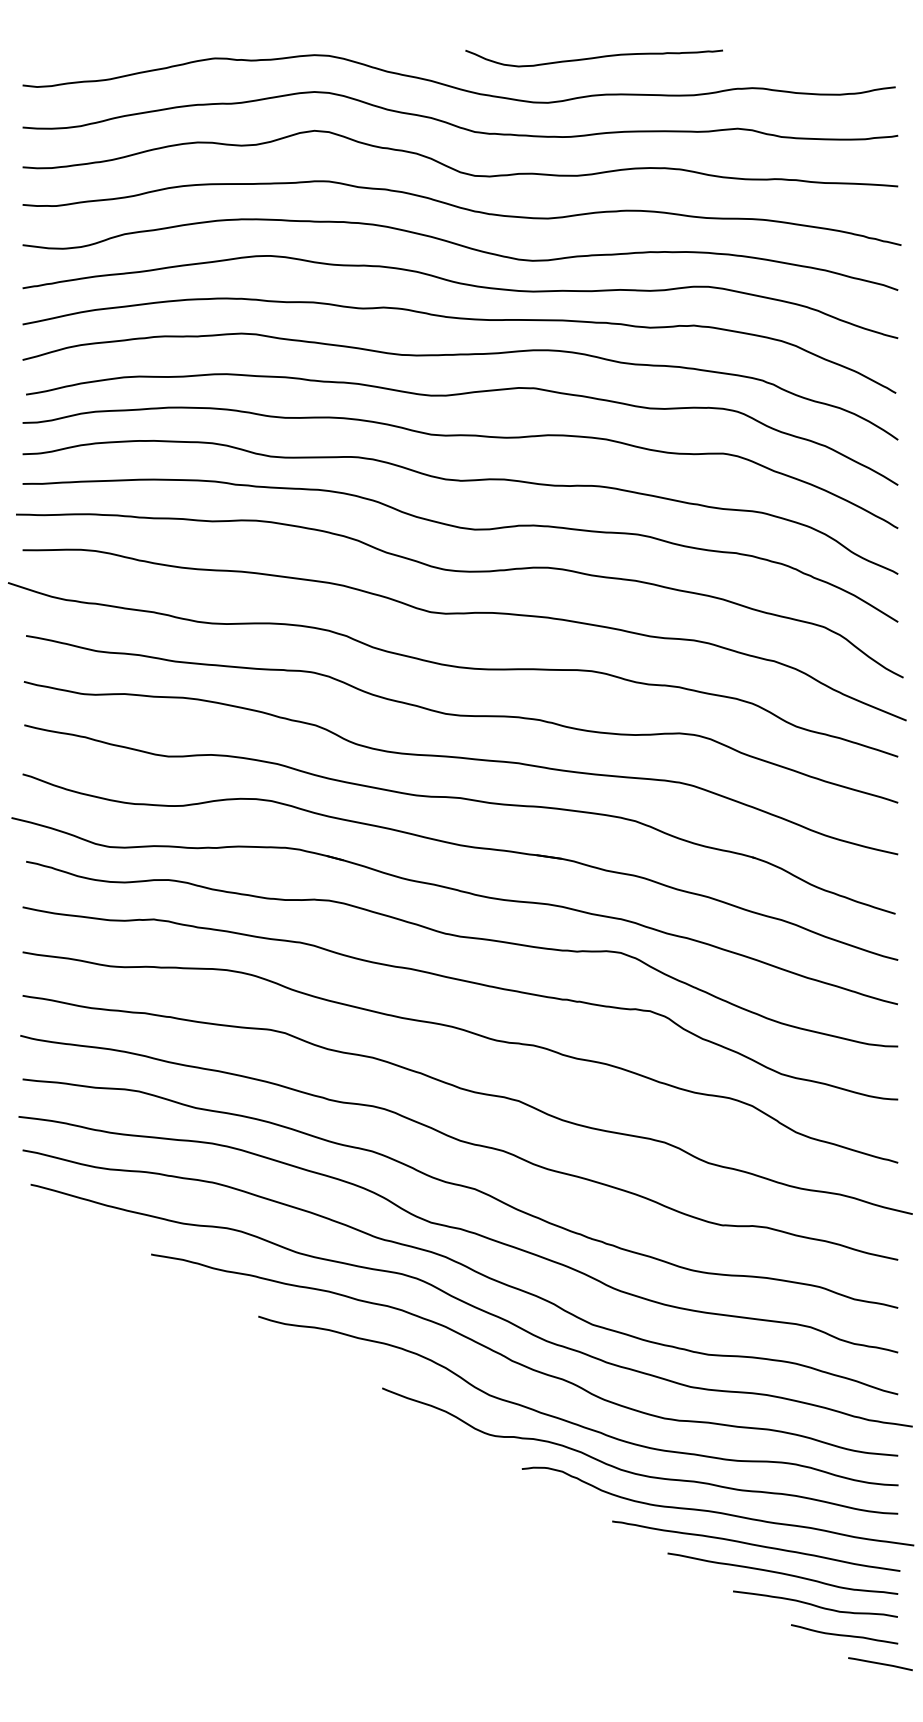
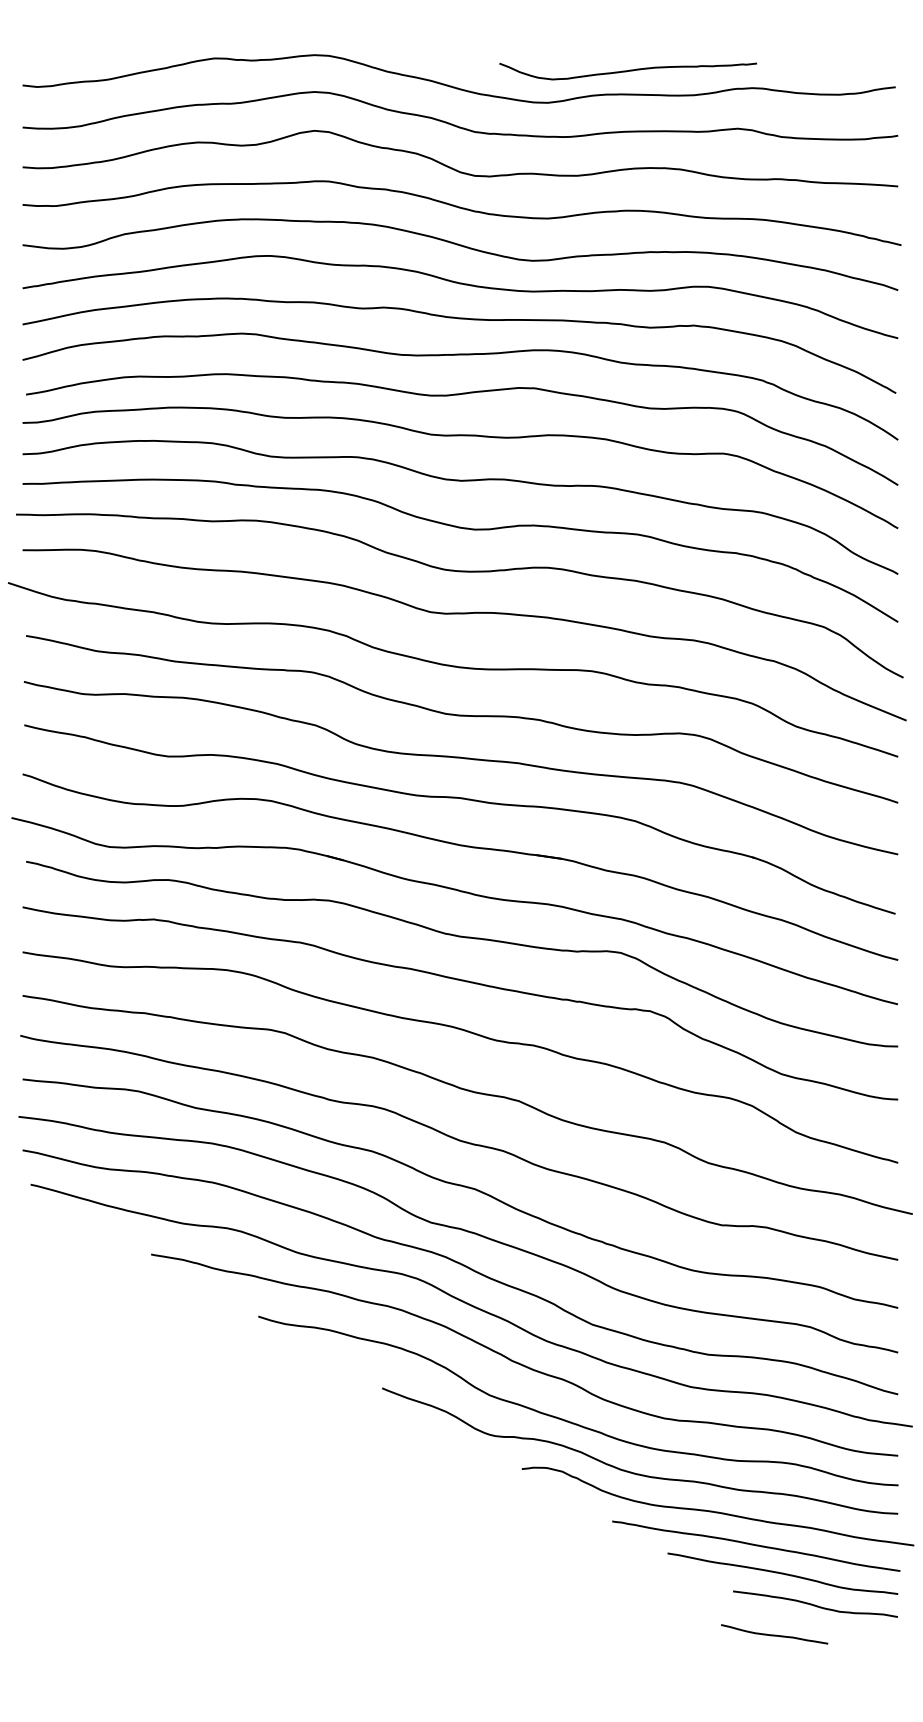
curve position: (593, 58) -> (627, 71) (627, 71)
curve position: (844, 1634) -> (774, 1634) (774, 1634)
line: present -> none (880, 1664)
